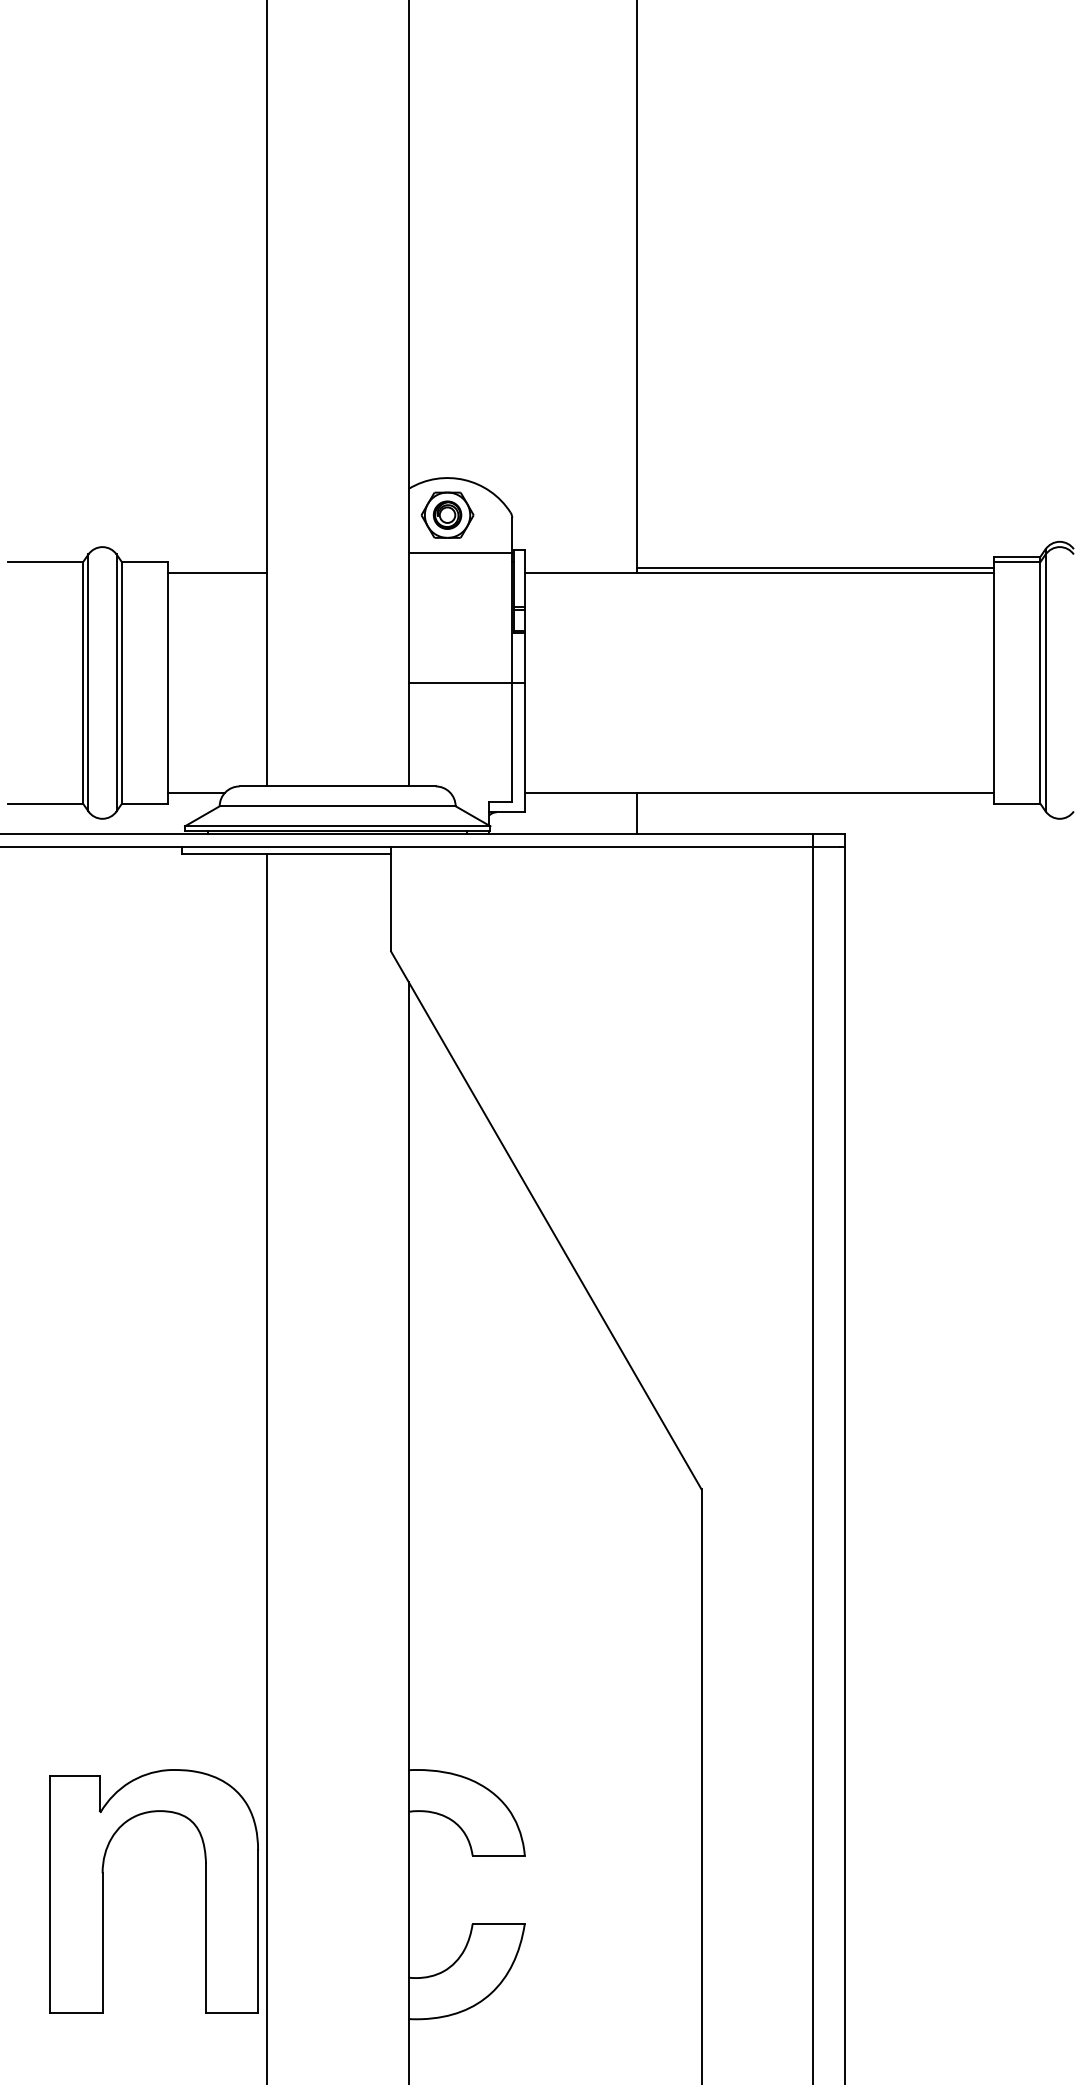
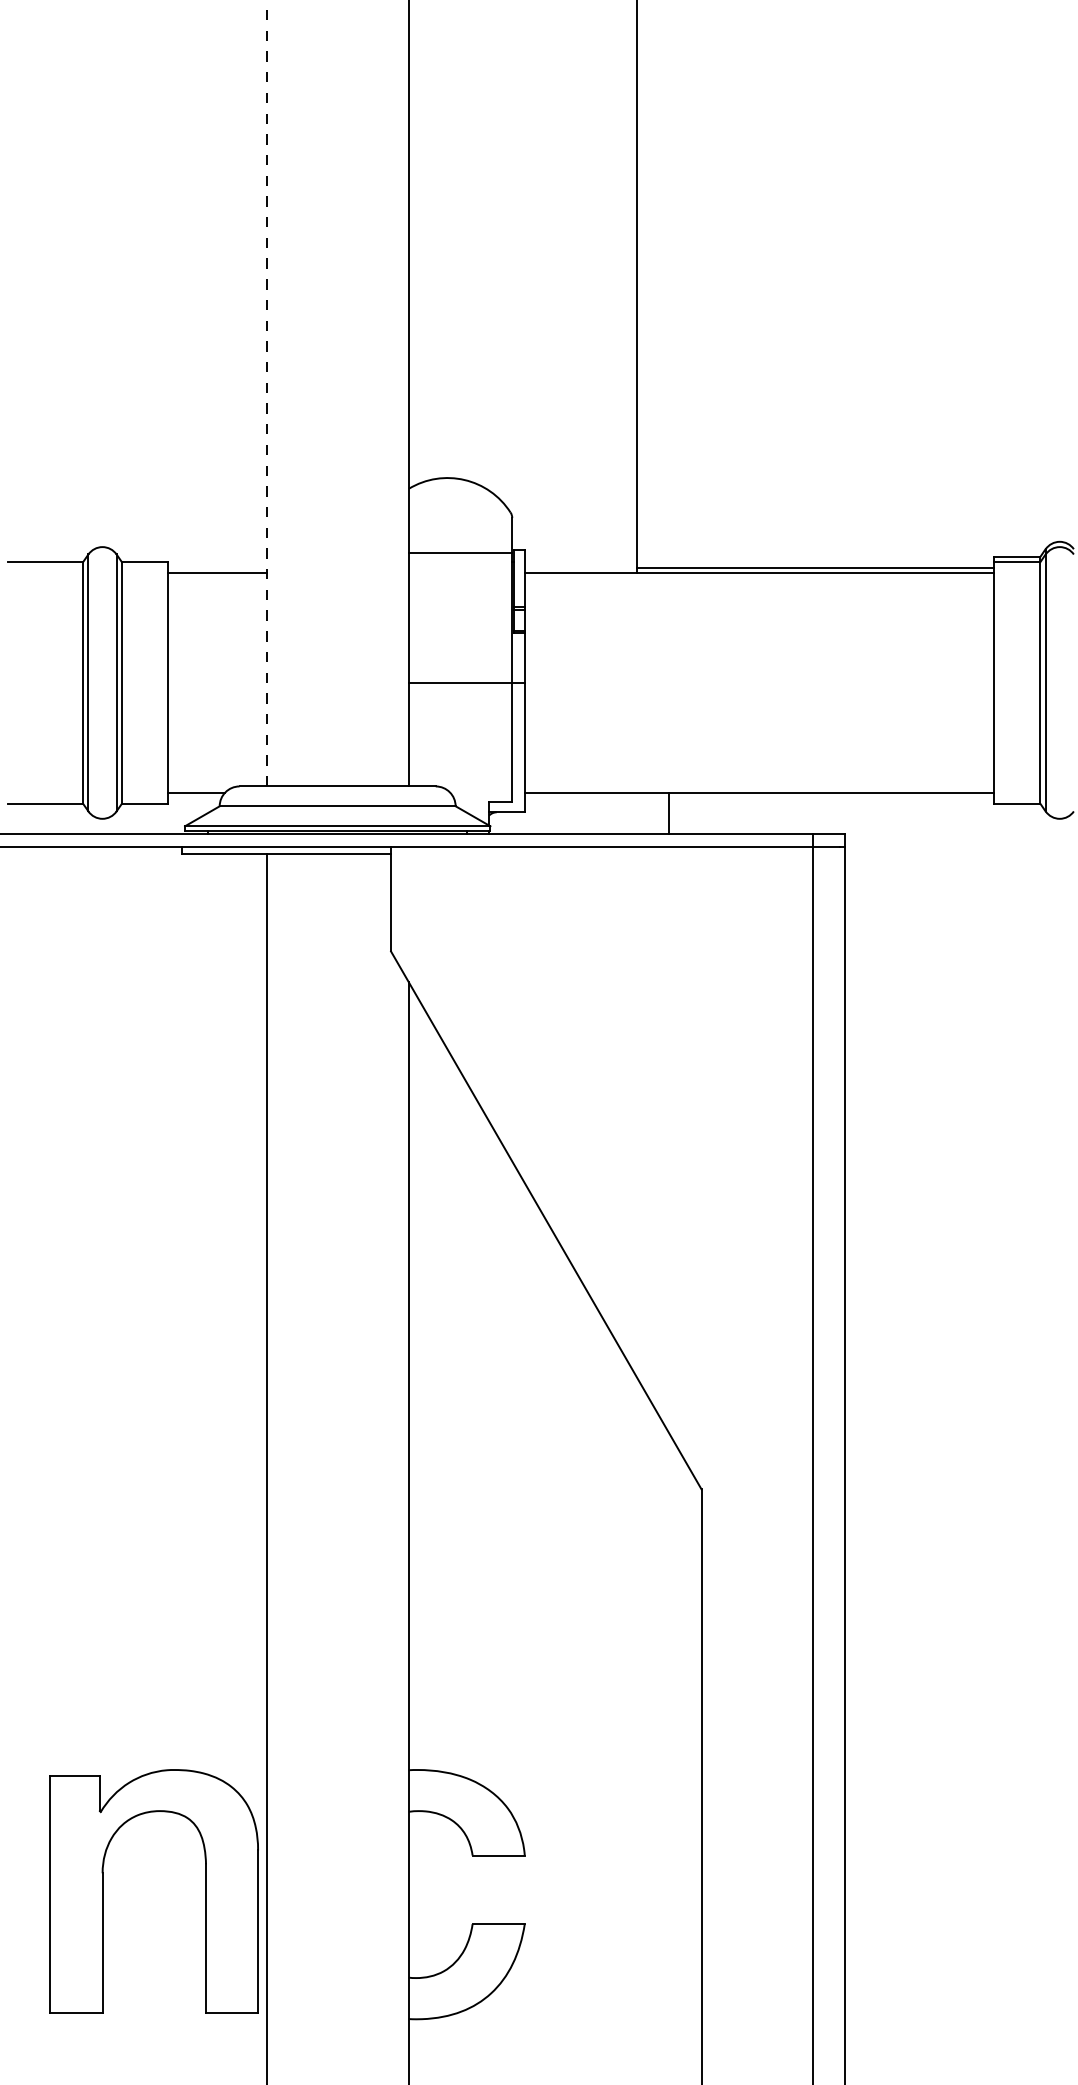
line: solid -> dashed (266, 393)
part: present -> none (447, 514)
line position: (637, 812) -> (669, 812) (669, 812)
